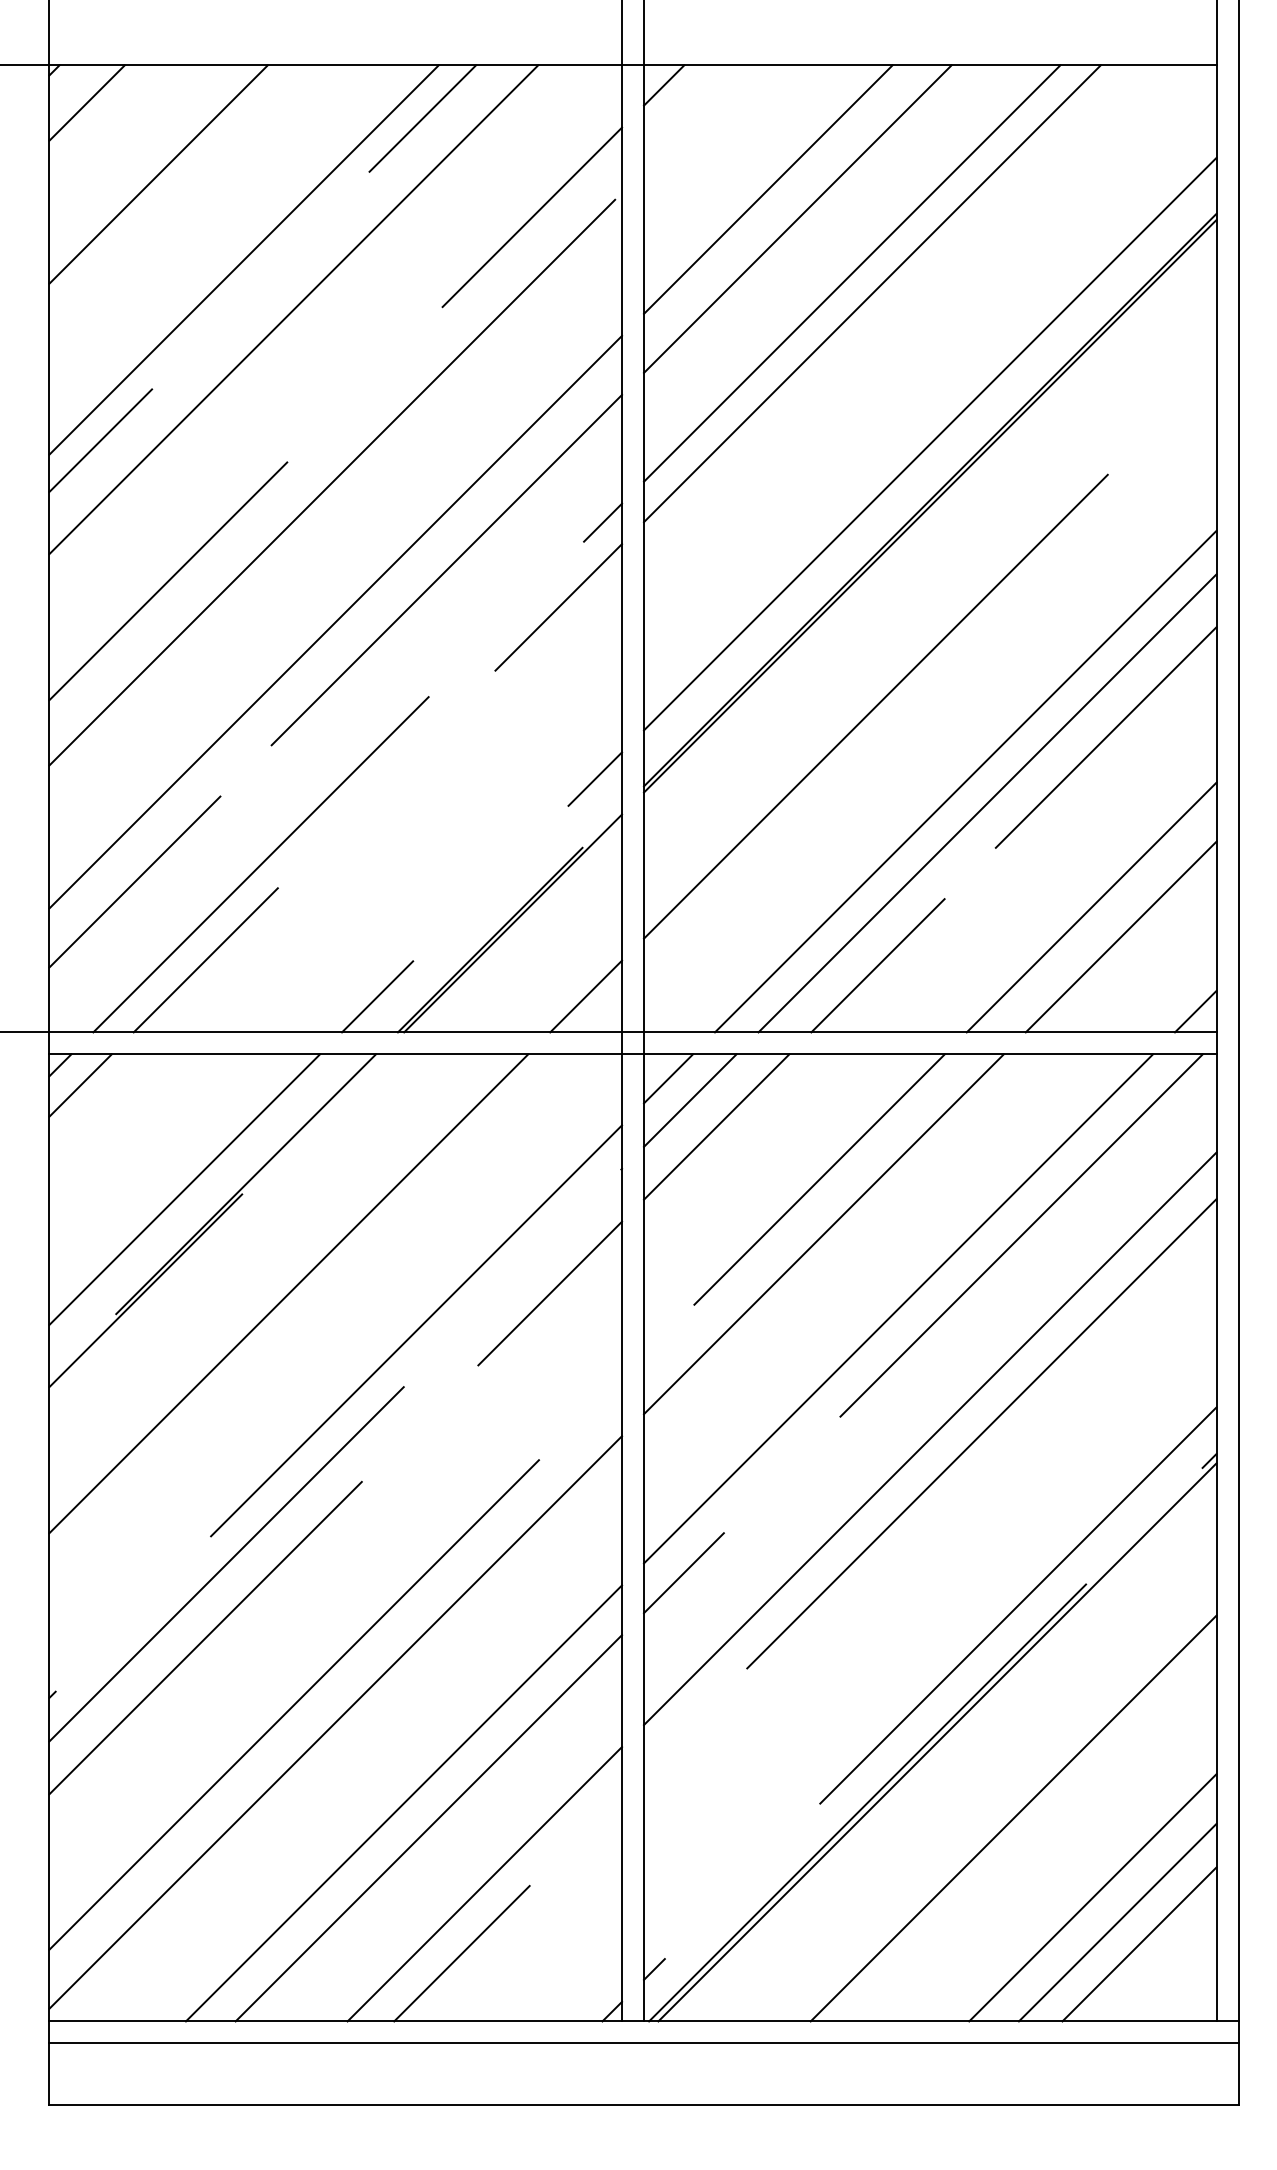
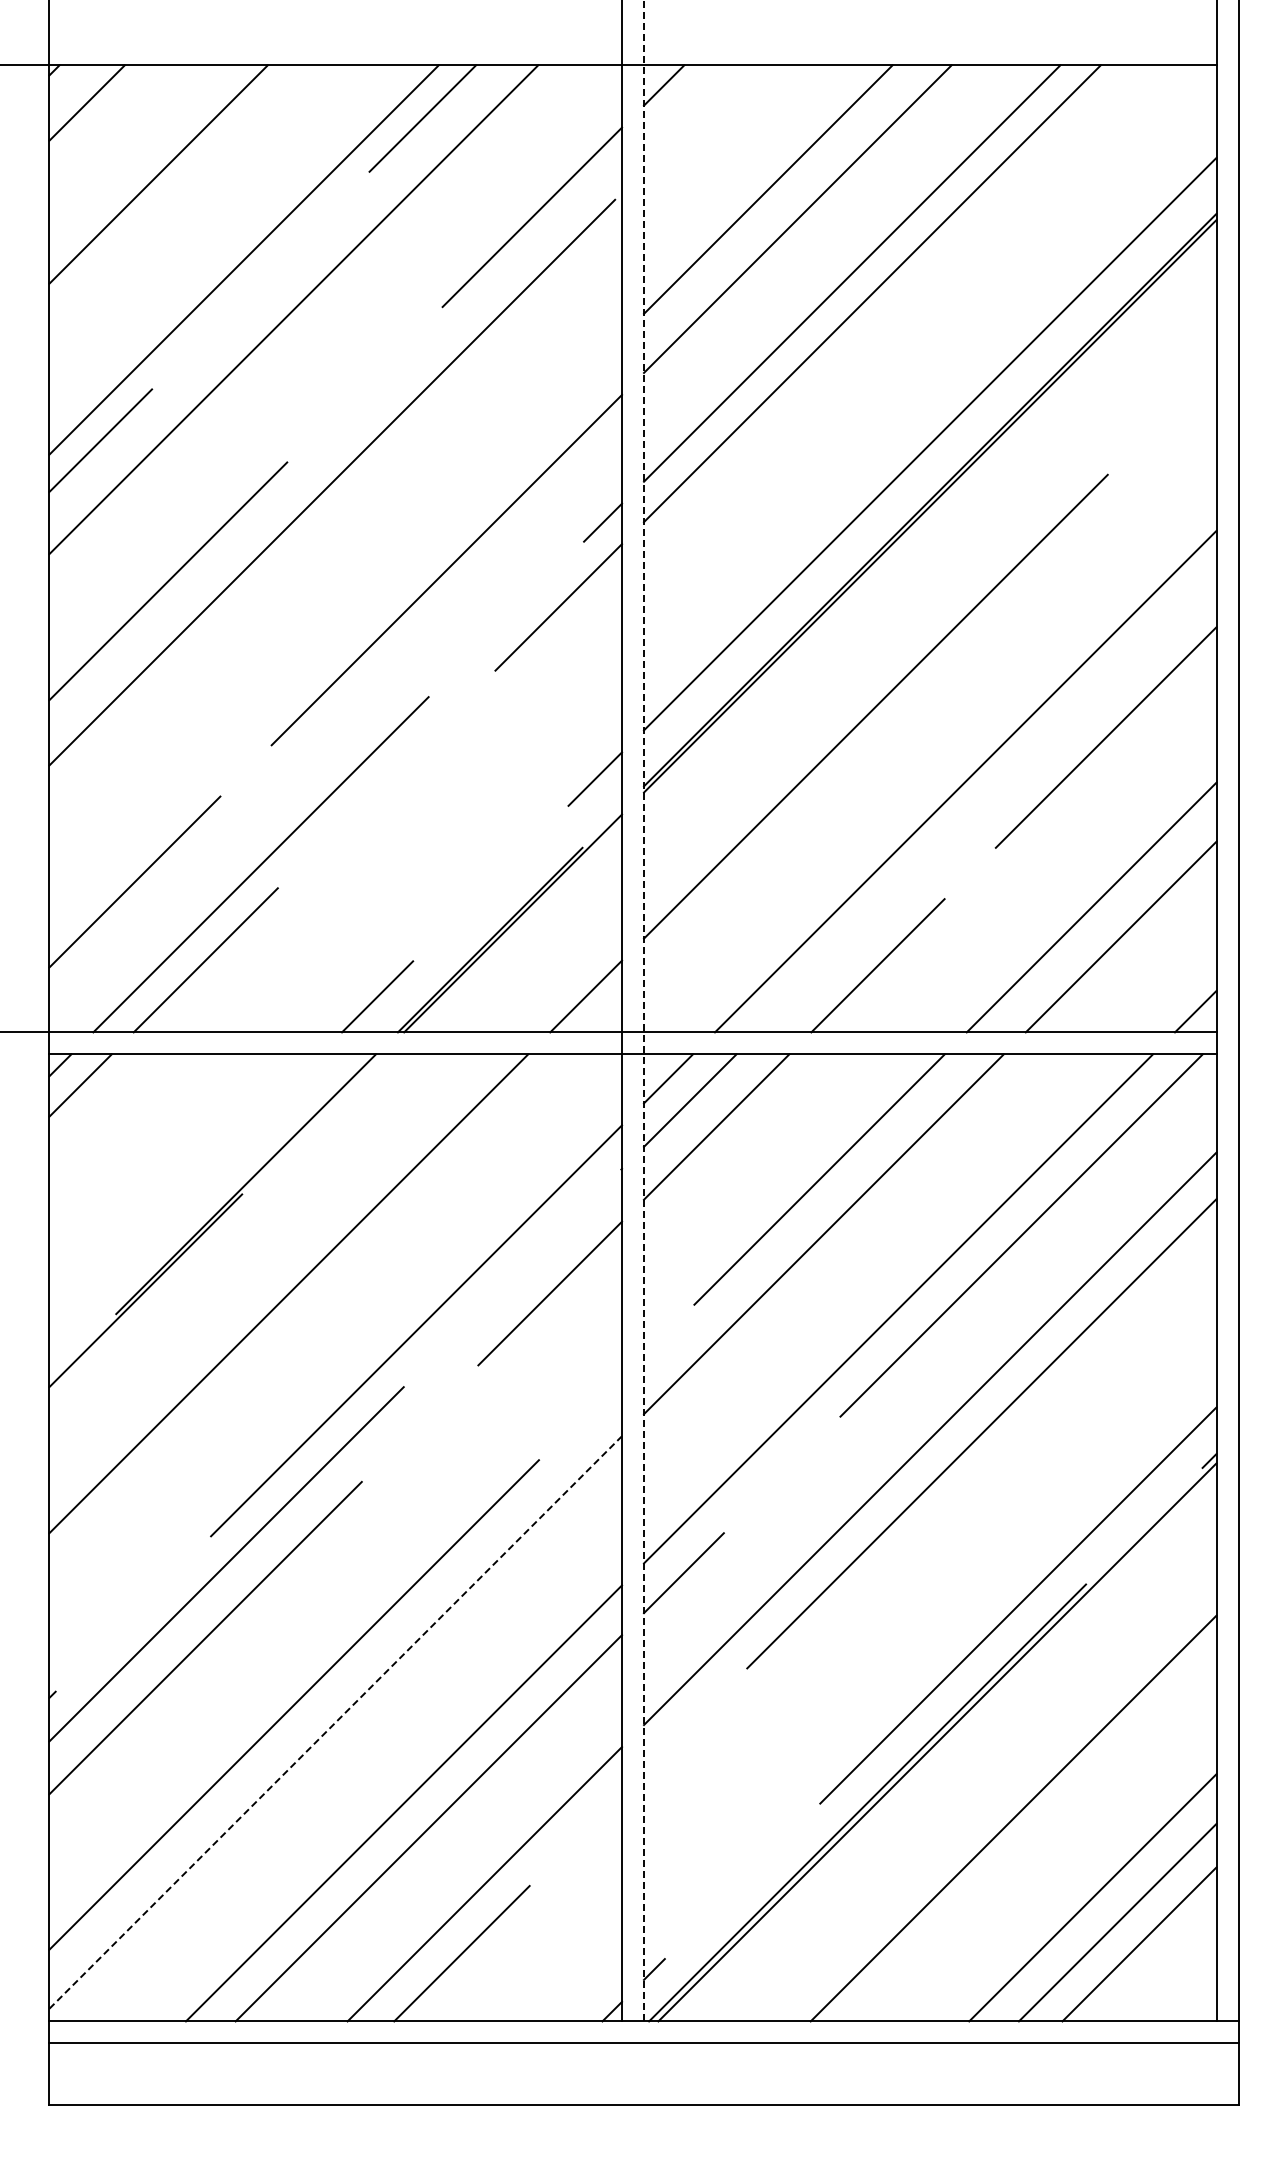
line: present -> none (335, 621)
line: present -> none (987, 803)
line: solid -> dashed (644, 1010)
line: present -> none (184, 1189)
line: solid -> dashed (335, 1722)
